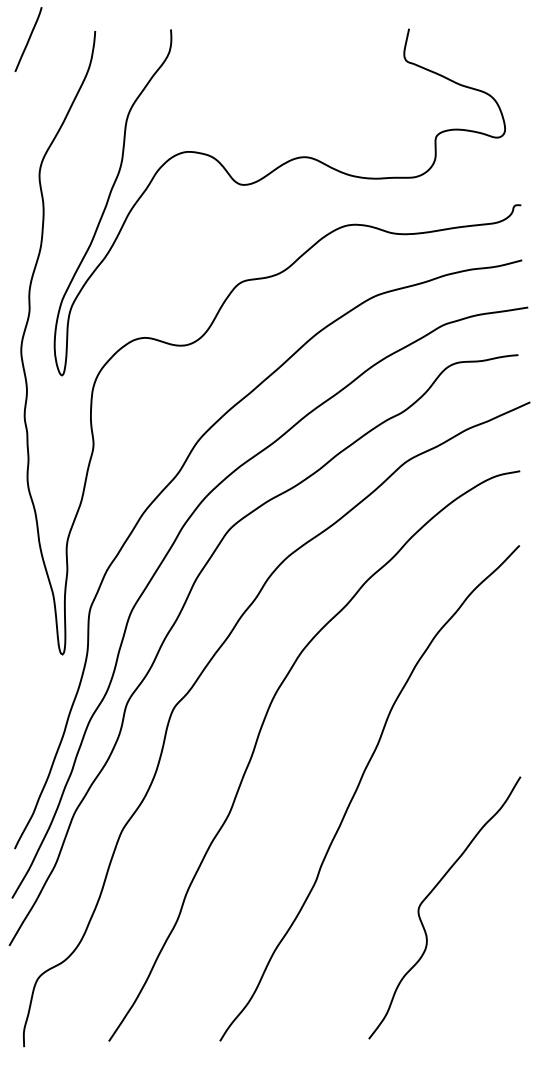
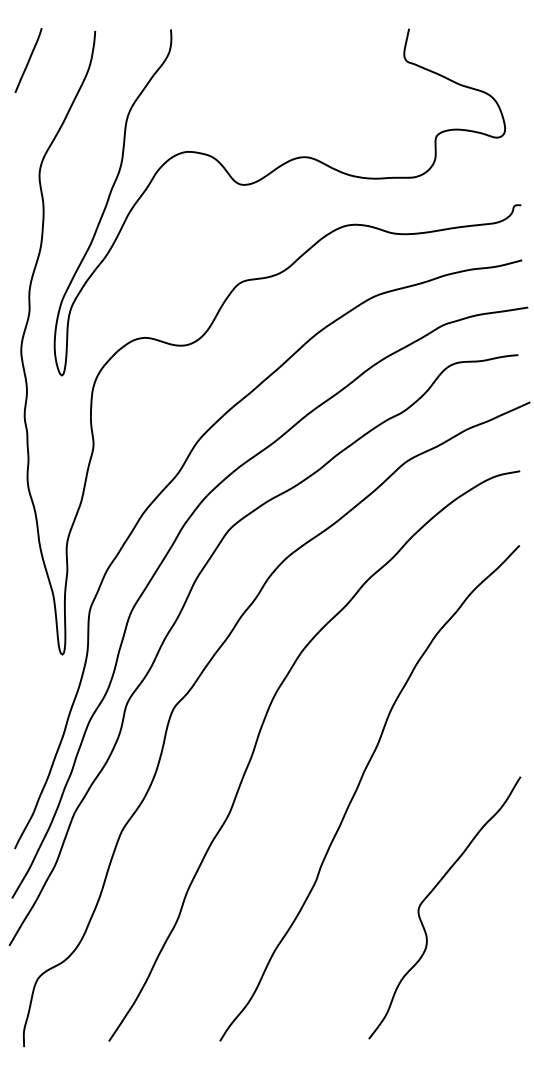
line position: (28, 39) -> (28, 60) (28, 60)
